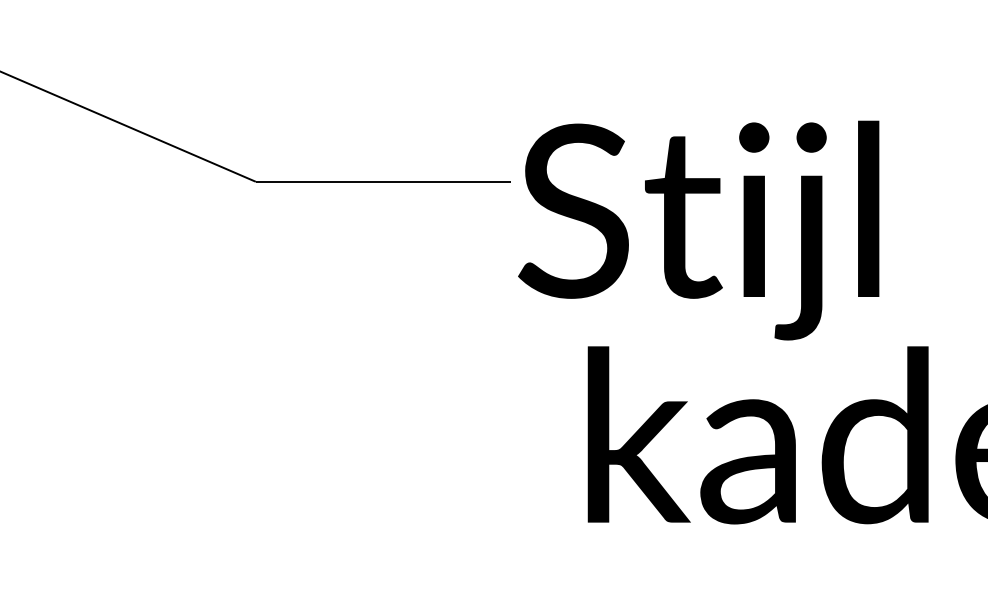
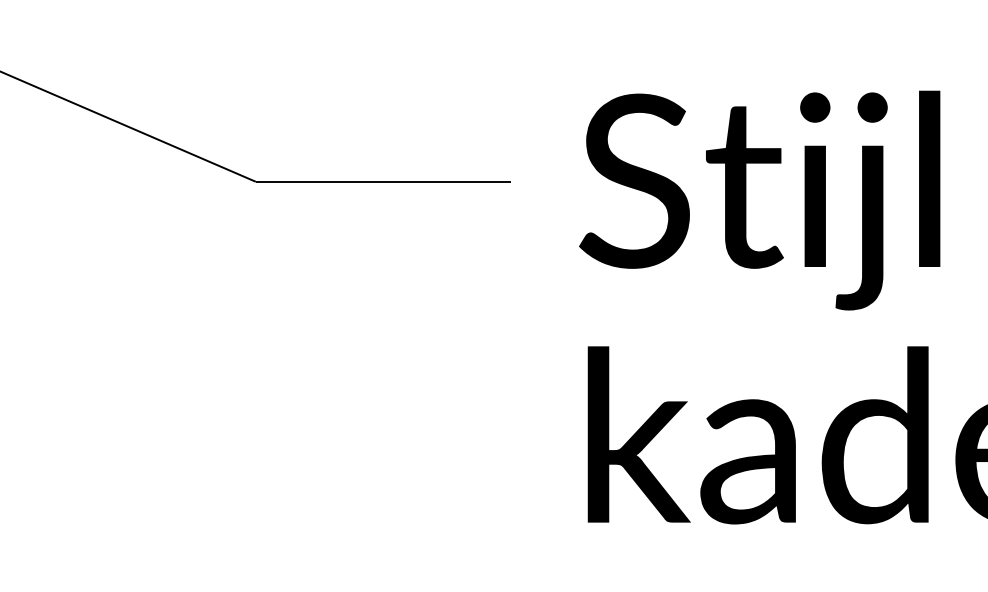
text position: (698, 230) -> (759, 200) (759, 200)
